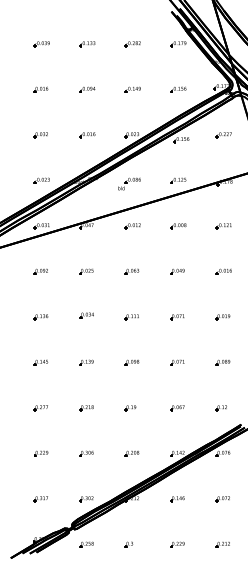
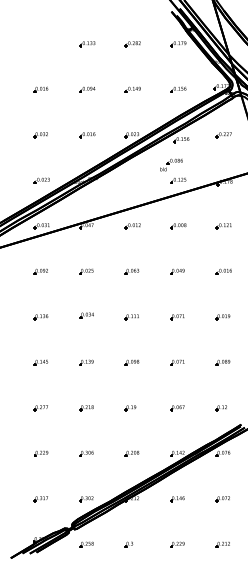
part: present -> none (41, 44)
part position: (129, 183) -> (171, 164) (171, 164)
